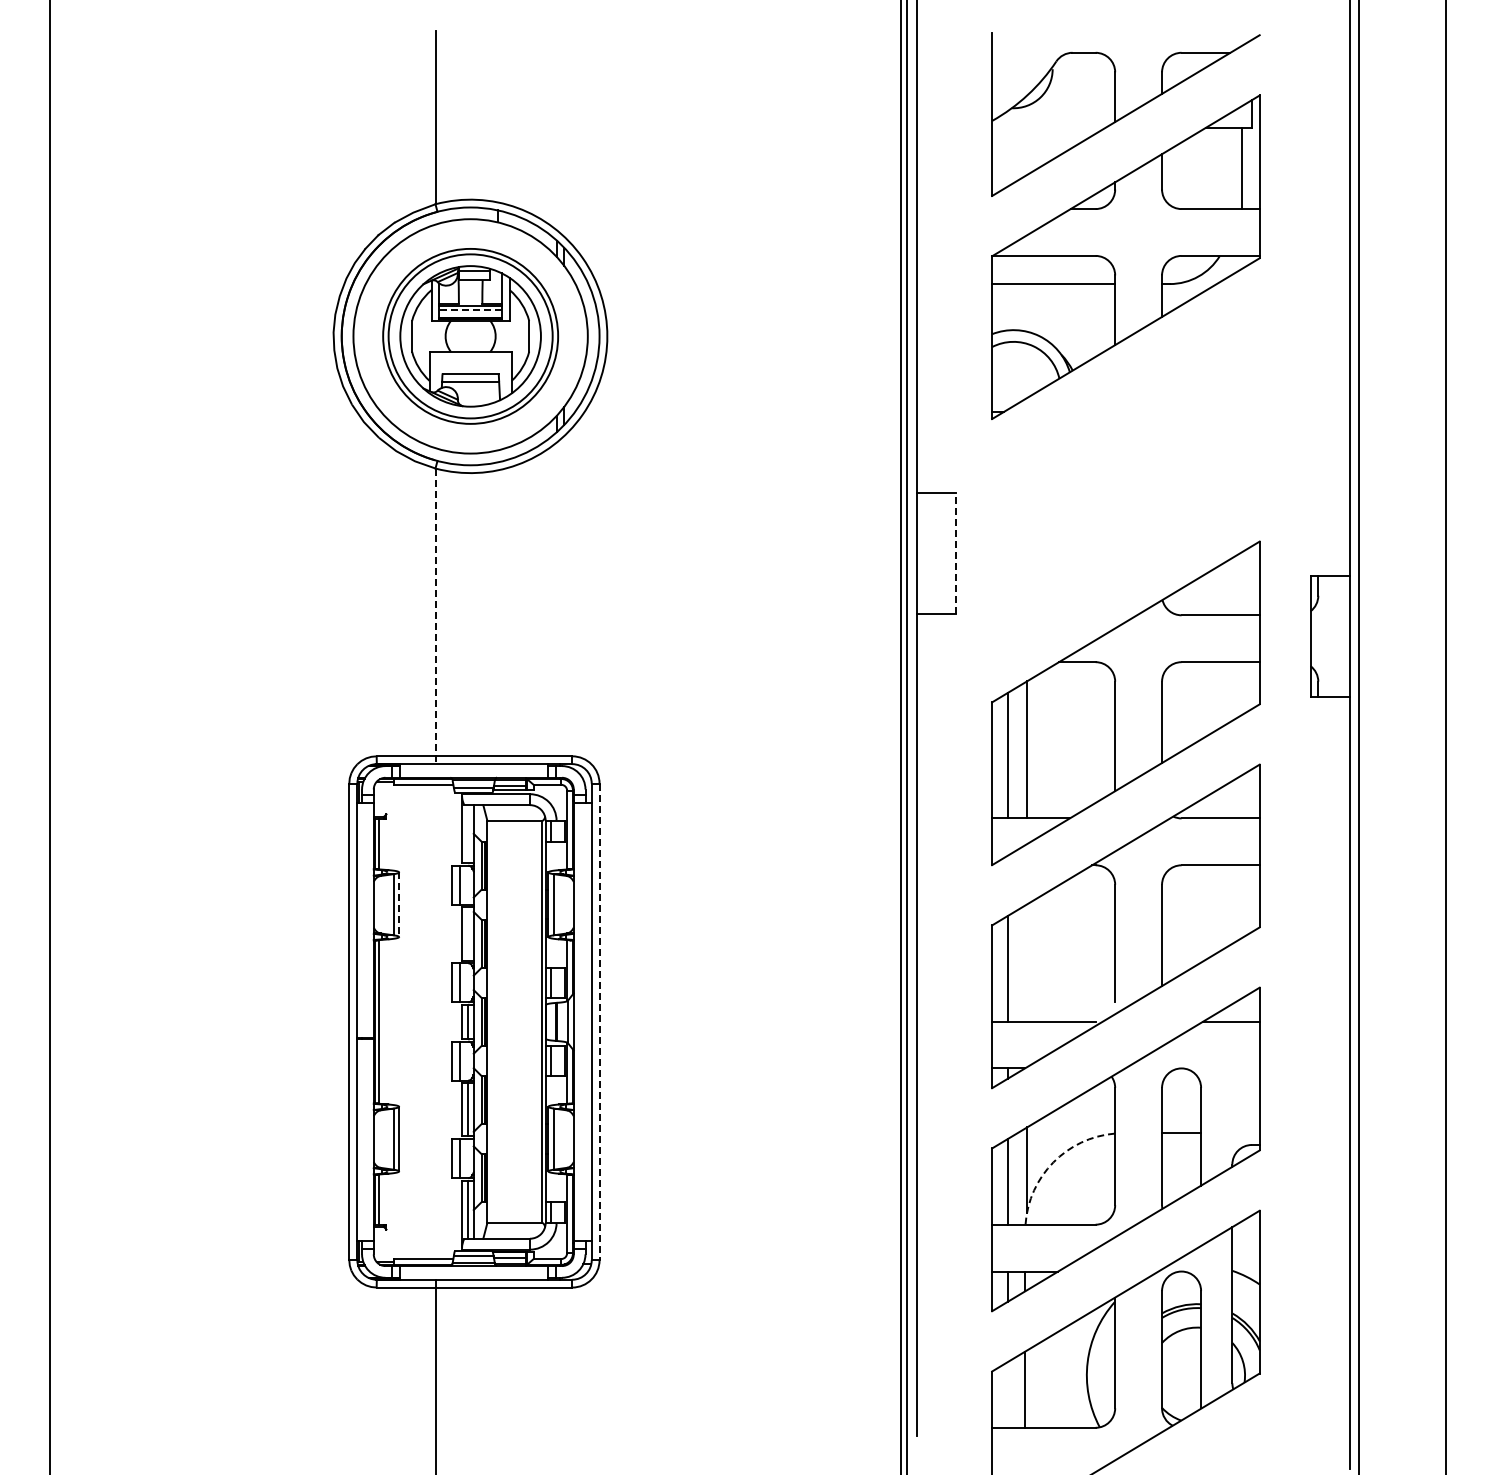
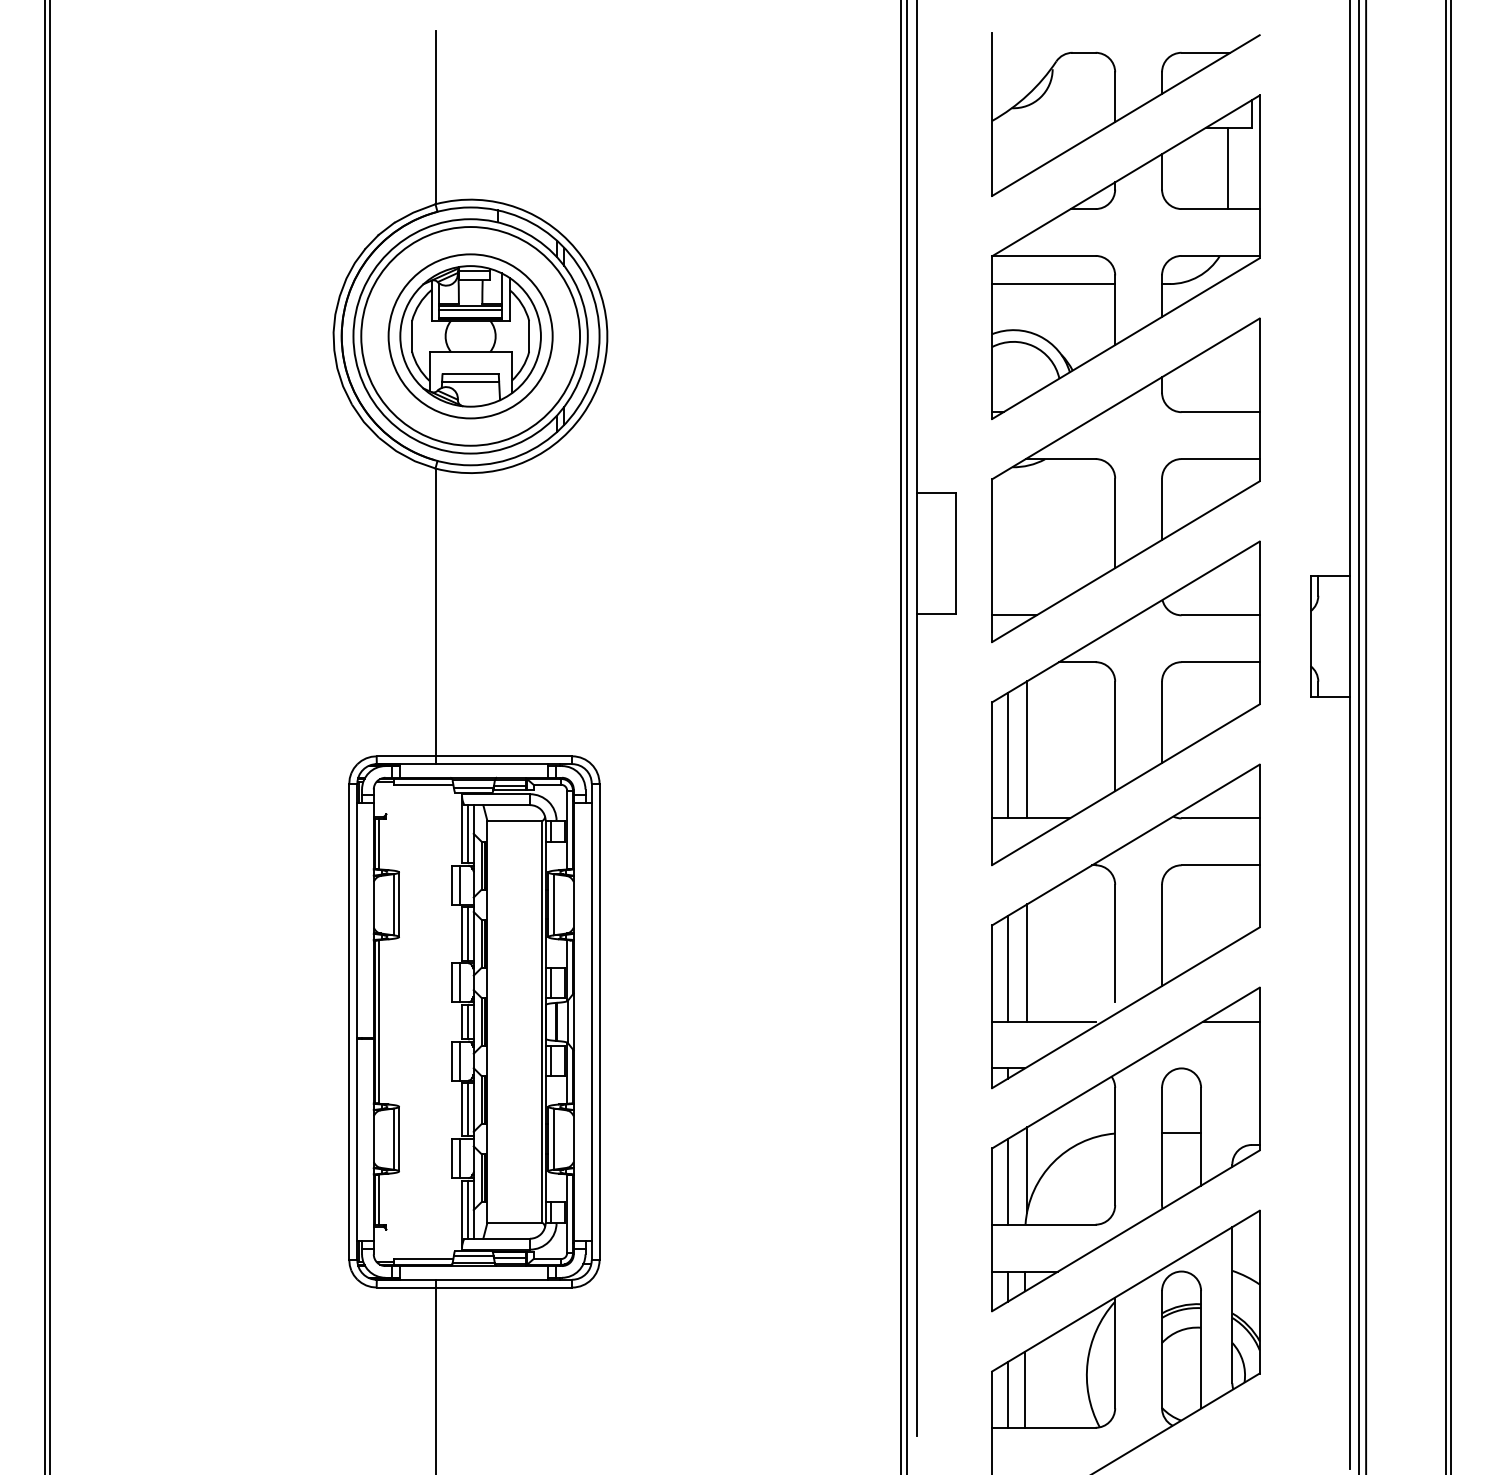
line position: (1242, 168) -> (1228, 168) (1228, 168)
line: dashed -> solid (470, 310)
circle diameter: 175 px -> 219 px (470, 336)
part: none -> present (1125, 480)
line: dashed -> solid (956, 553)
line: dashed -> solid (435, 616)
line: none -> present (44, 736)
line: none -> present (1366, 736)
line: none -> present (1451, 736)
line: none -> present (467, 833)
line: dashed -> solid (399, 905)
line: none -> present (467, 933)
line: none -> present (1027, 962)
line: dashed -> solid (599, 1022)
arc: dashed -> solid (1053, 1162)
line: none -> present (1007, 1394)
